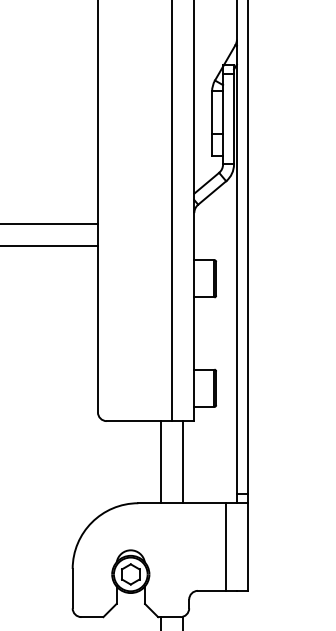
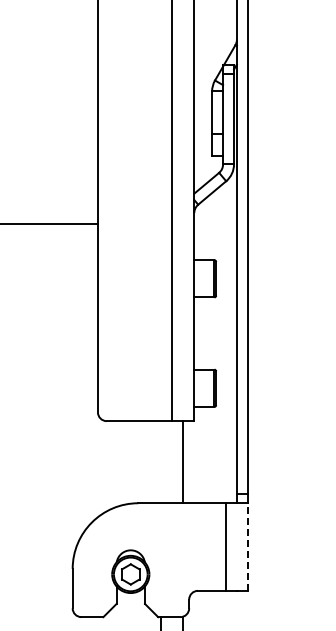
line: present -> none (49, 245)
line: present -> none (161, 462)
line: solid -> dashed (247, 547)
